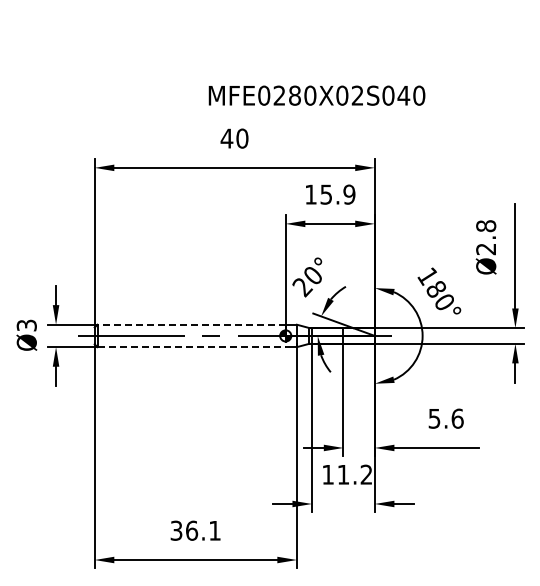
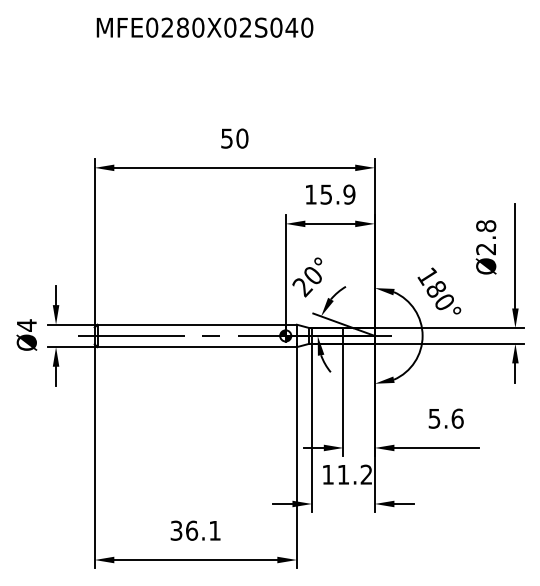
text position: (316, 95) -> (204, 27) (204, 27)
text: 40 -> 50 (226, 138)
line: dashed -> solid (191, 324)
text: Ø3 -> Ø4 (26, 325)
line: dashed -> solid (192, 347)
